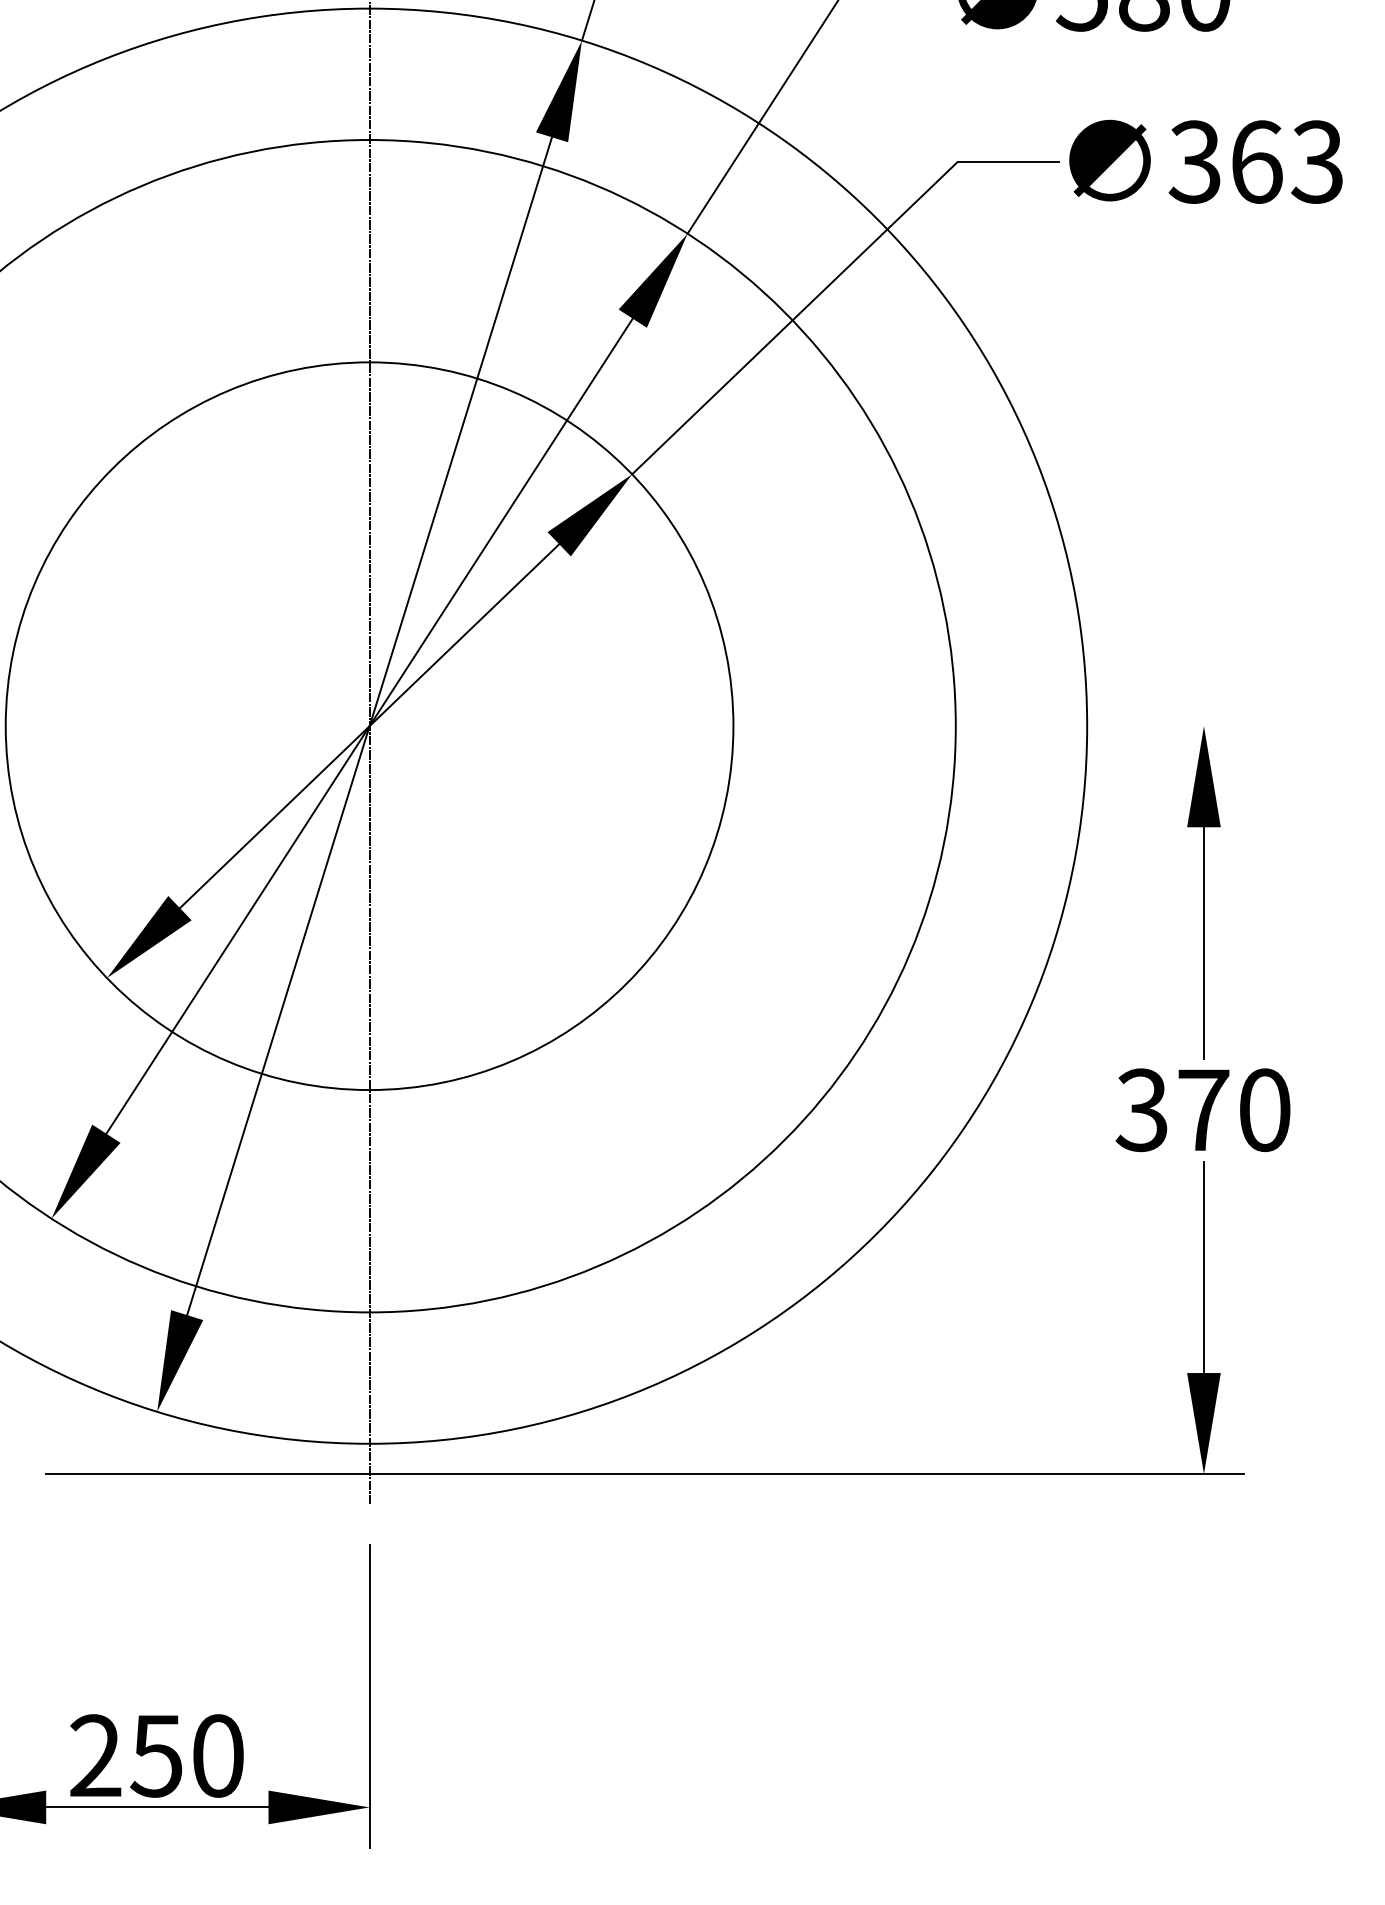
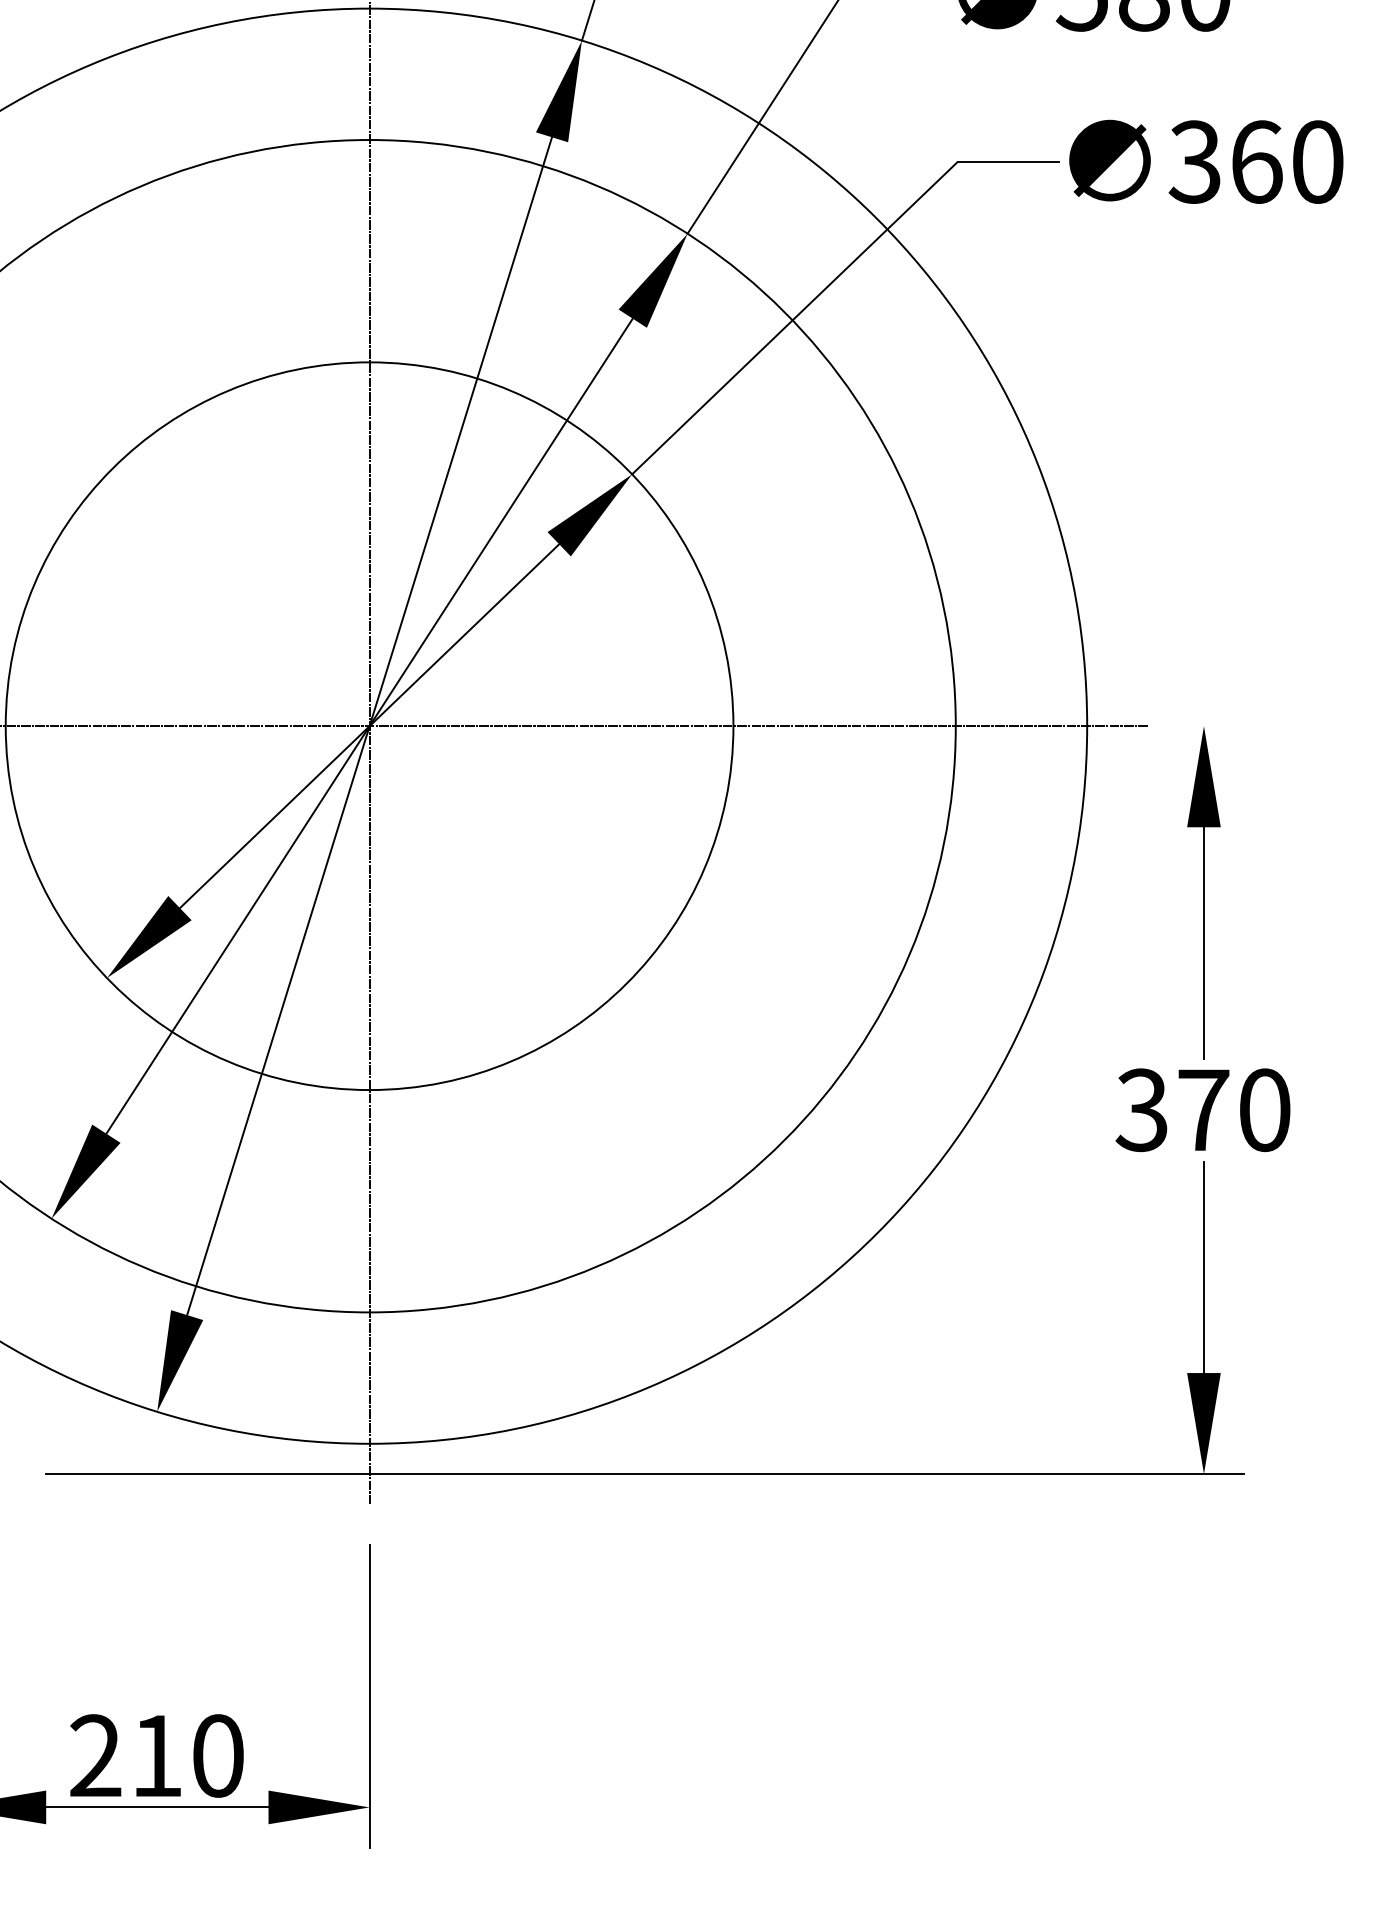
text: 363 -> 360 (1317, 161)
line: none -> present (574, 726)
text: 250 -> 210 (156, 1756)
